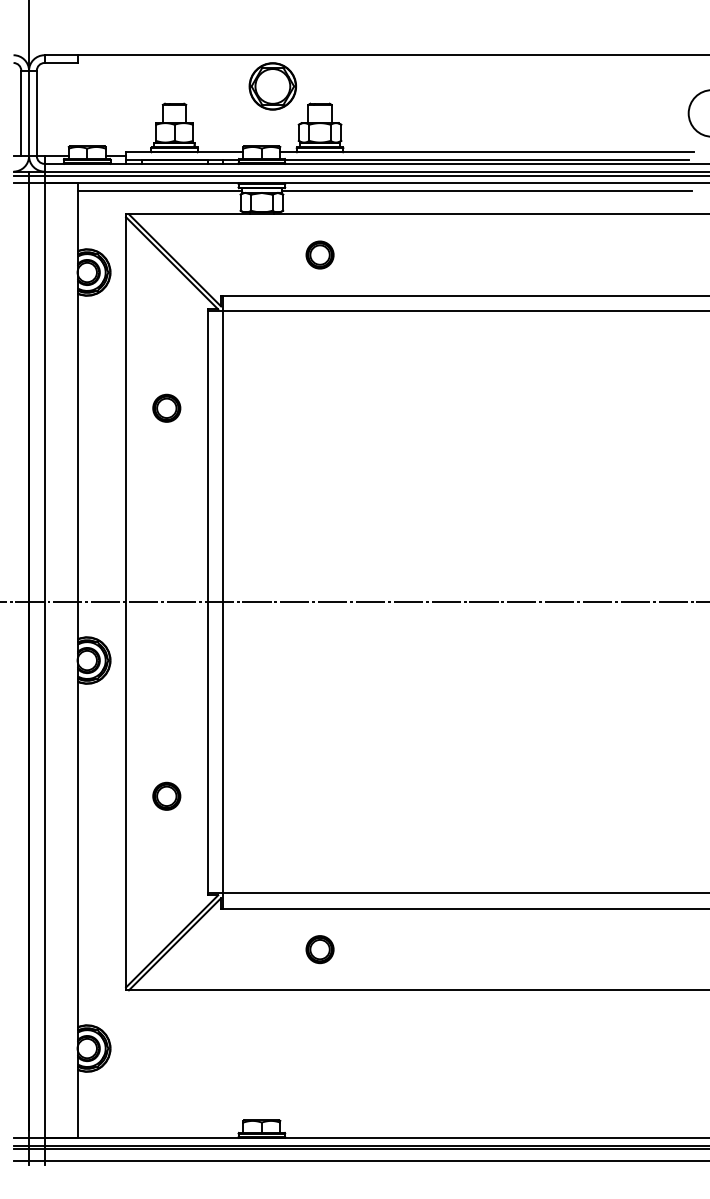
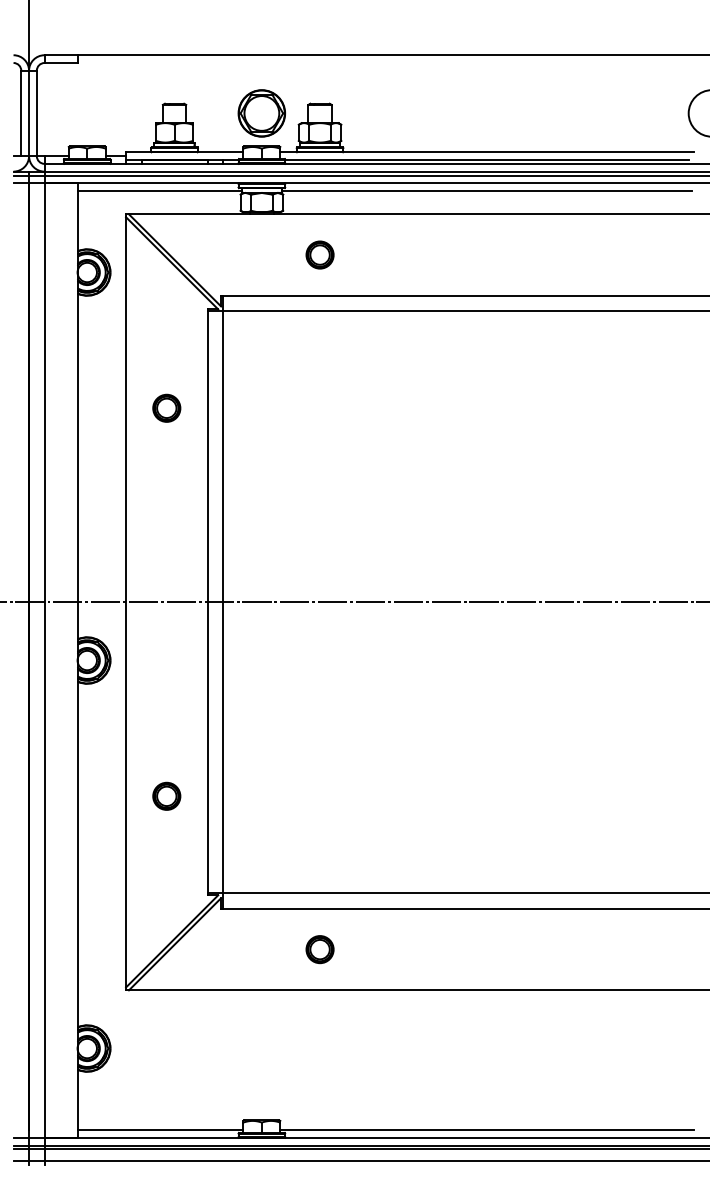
part position: (272, 86) -> (261, 113) (261, 113)
line: none -> present (160, 1130)
line: none -> present (486, 1130)
